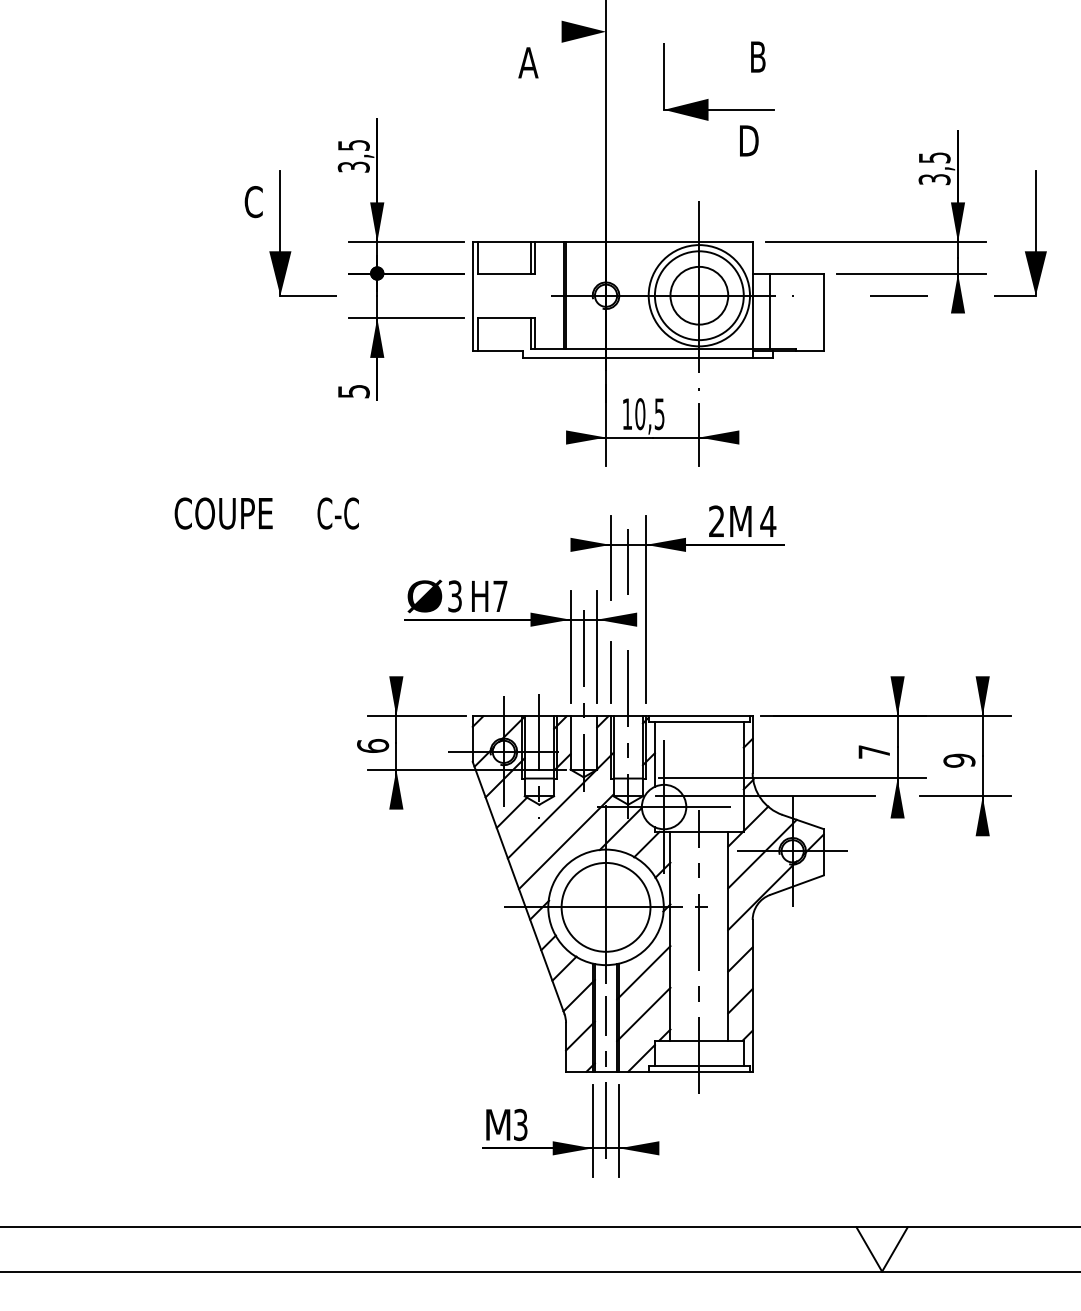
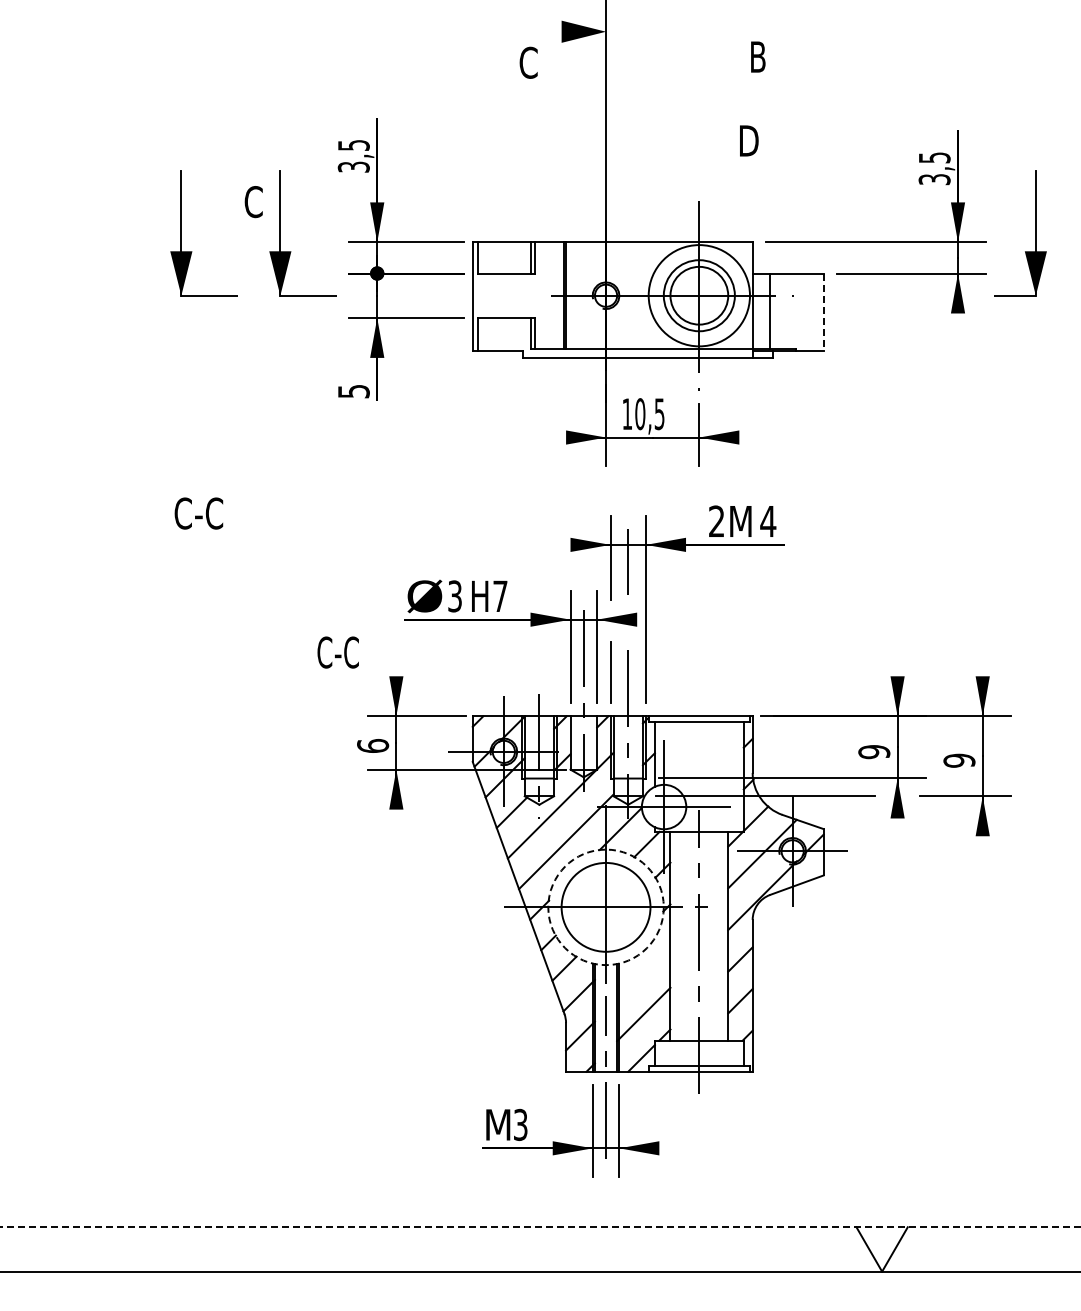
text: A -> C (528, 62)
part: present -> none (708, 99)
part: none -> present (192, 251)
circle diameter: 89 px -> 71 px (698, 295)
line: present -> none (899, 295)
line: solid -> dashed (823, 312)
text: COUPE -> C-C (233, 513)
text position: (337, 513) -> (337, 652) (337, 652)
text: 7 -> 9 (874, 752)
circle: solid -> dashed (605, 907)
line: present -> none (643, 972)
line: solid -> dashed (540, 1227)
